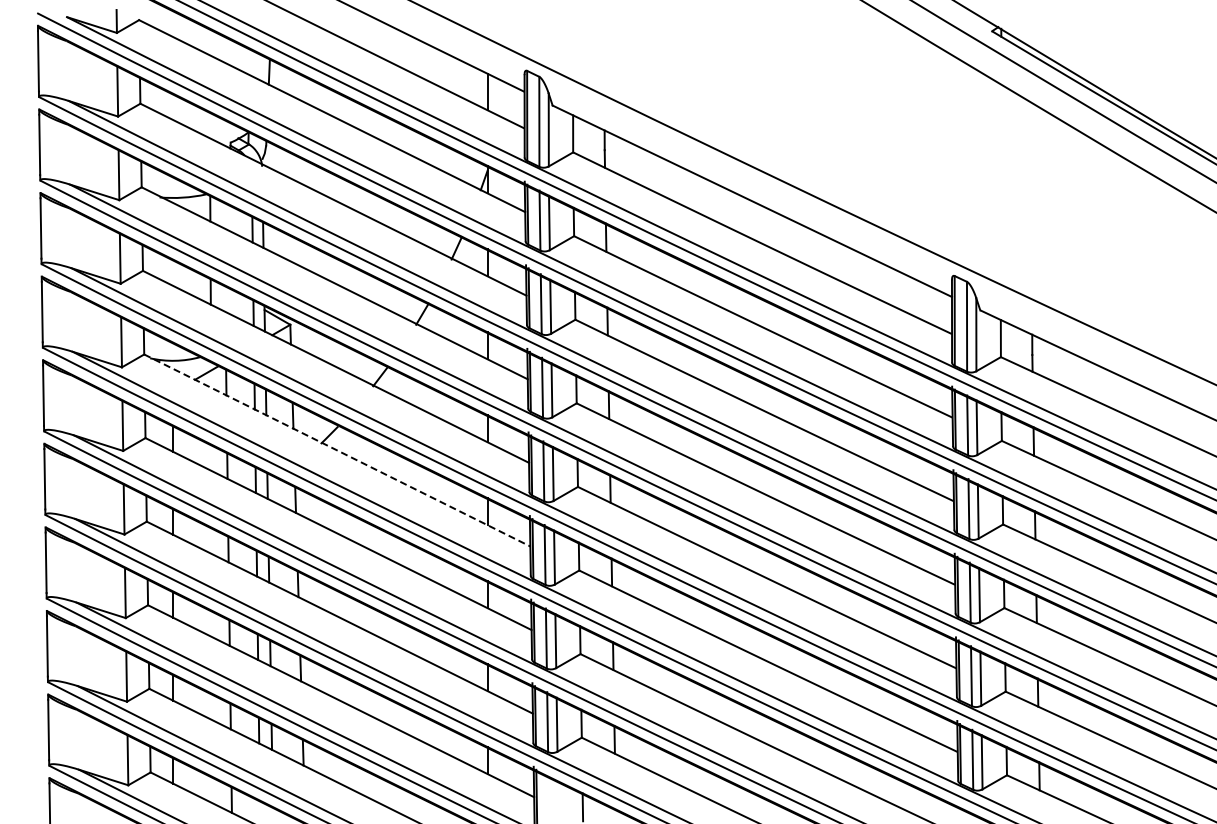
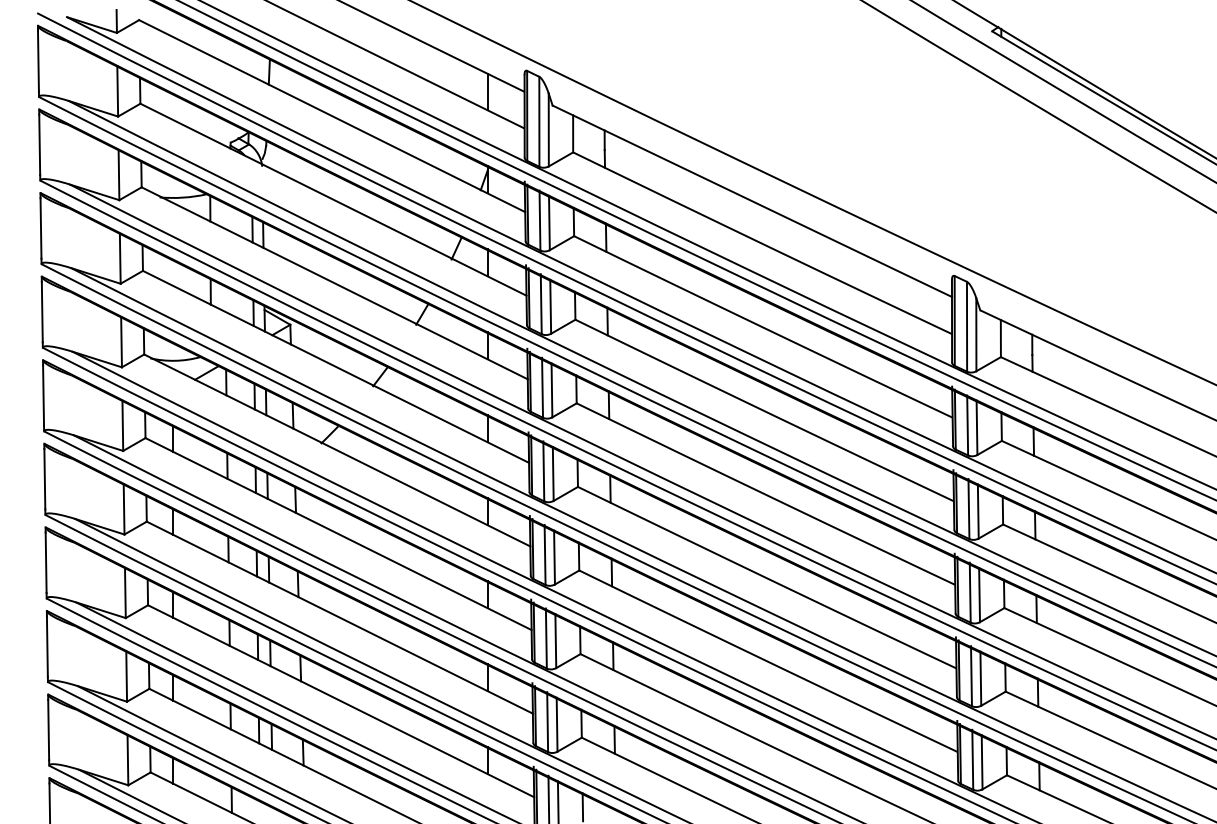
line: dashed -> solid (337, 450)
line: none -> present (548, 797)
line: none -> present (557, 800)
